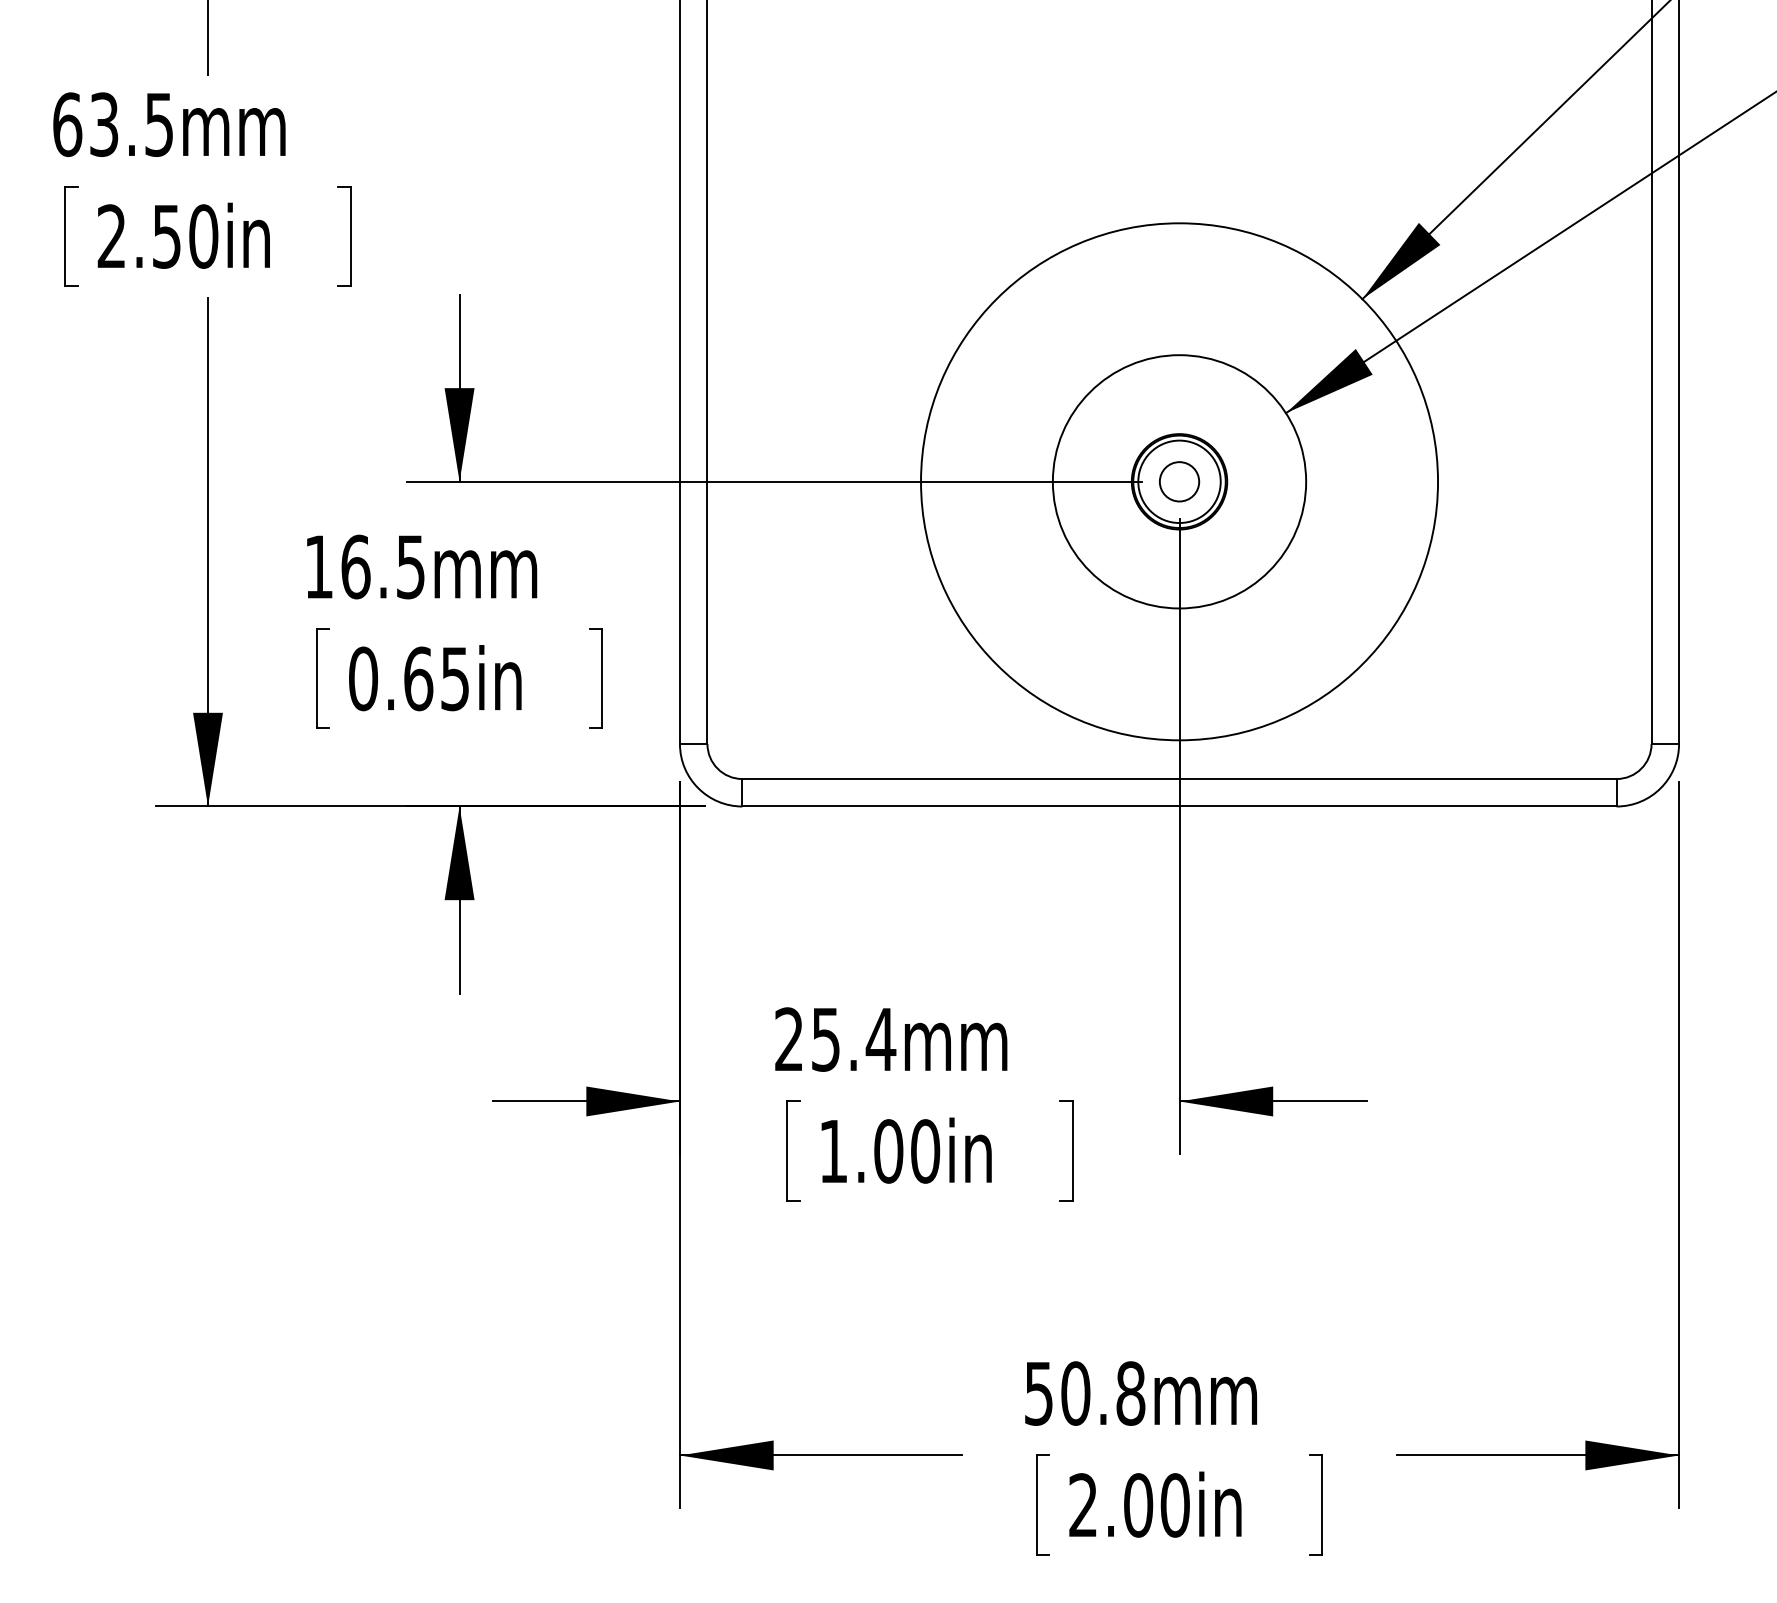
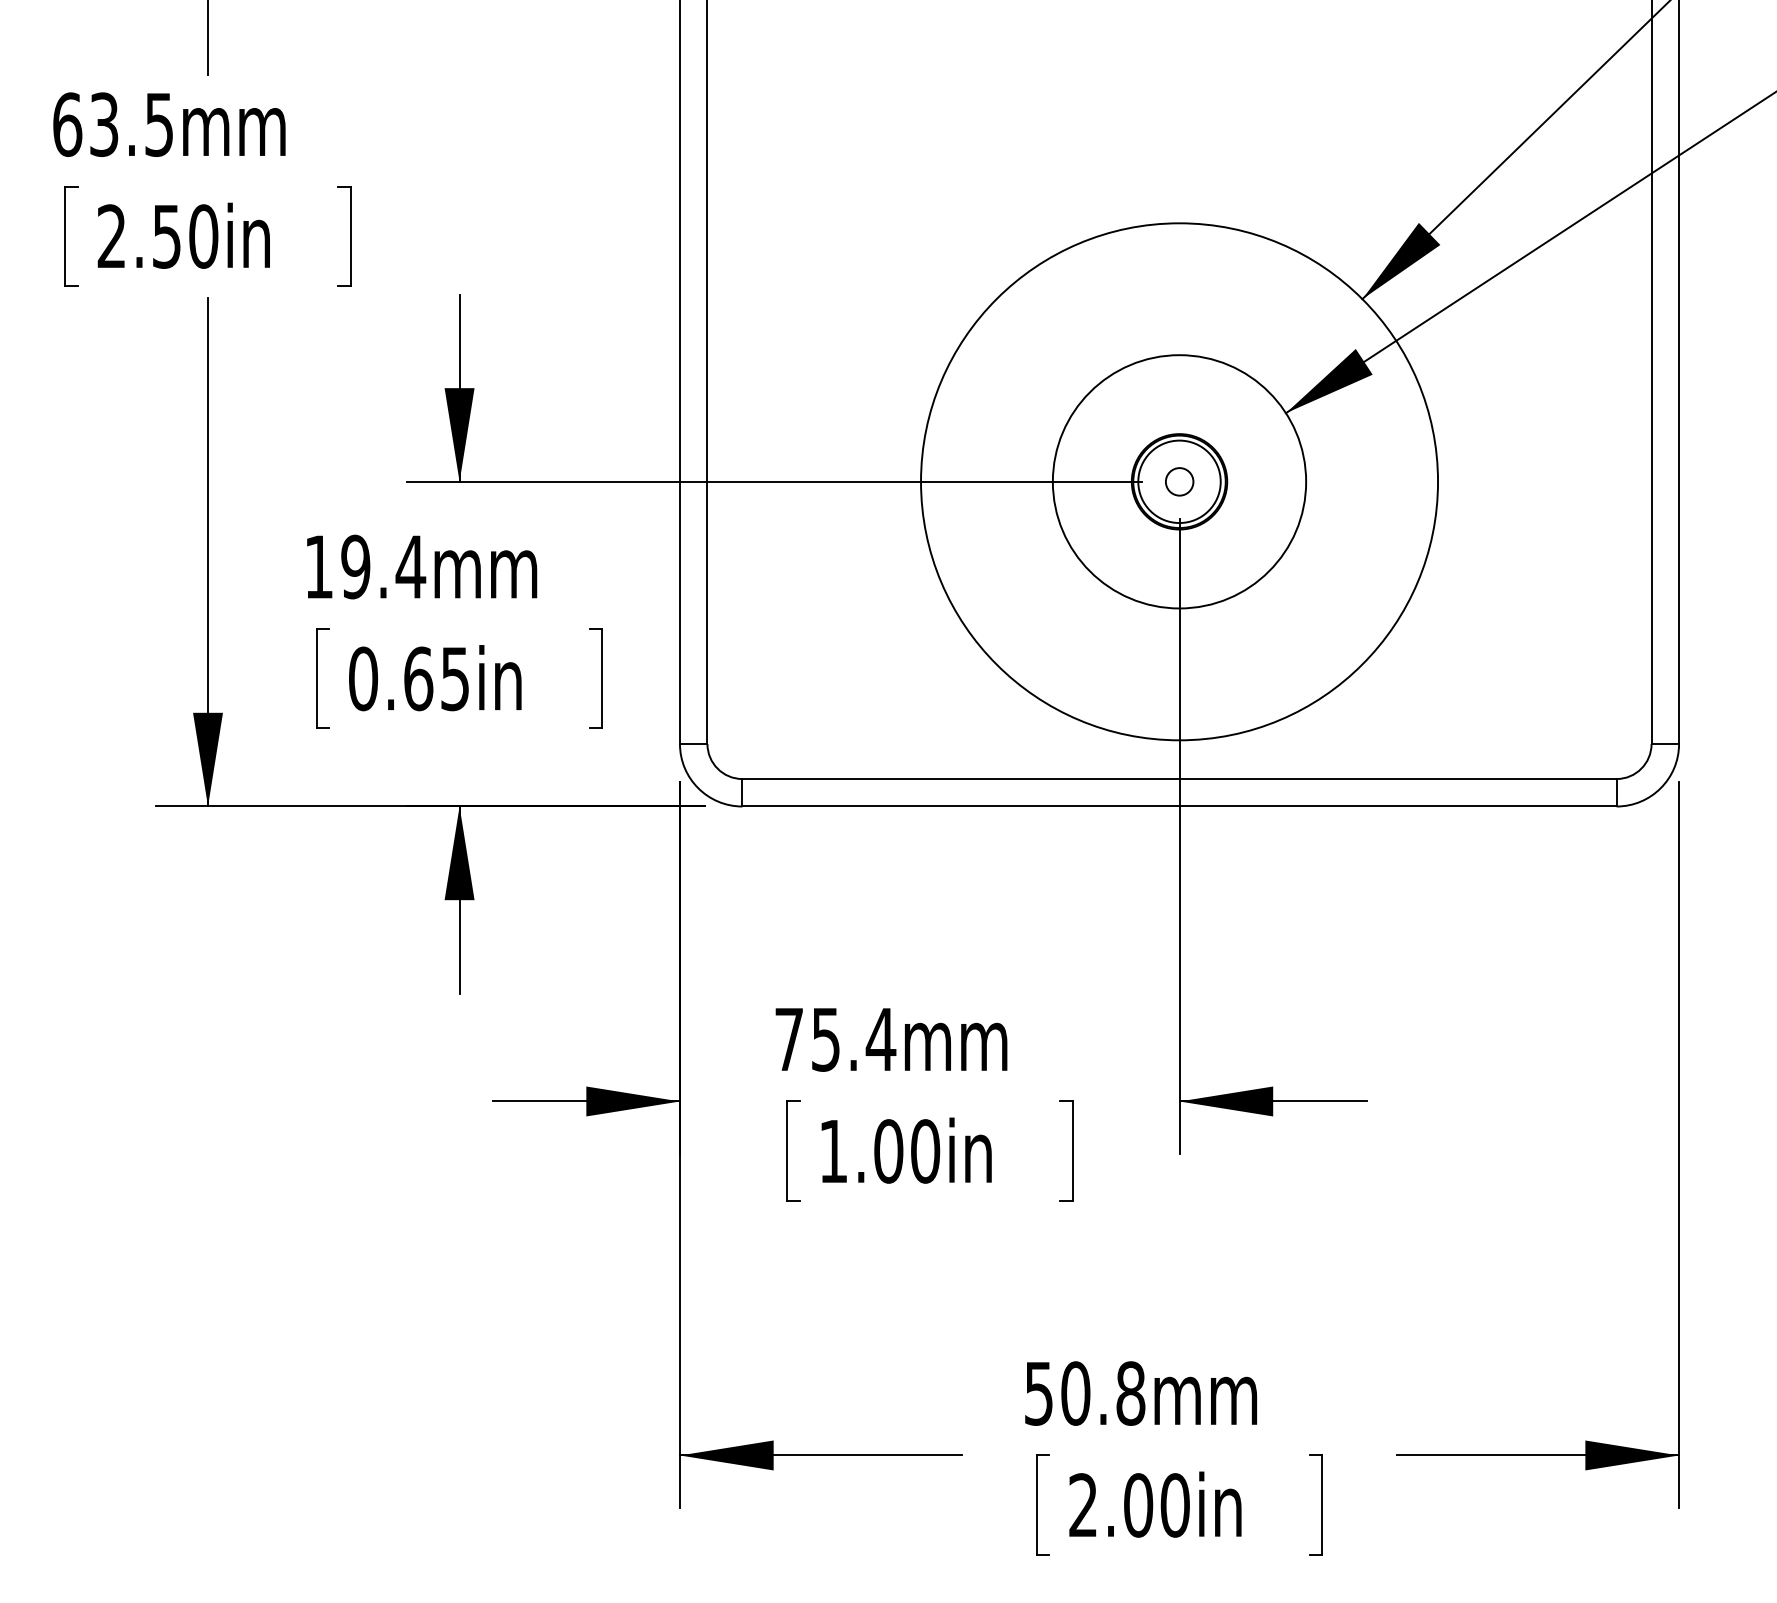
circle size: 42x42 px -> 30x30 px (1179, 481)
text: 16.5mm -> 19.4mm (383, 566)
text: 25.4mm -> 75.4mm (788, 1038)
